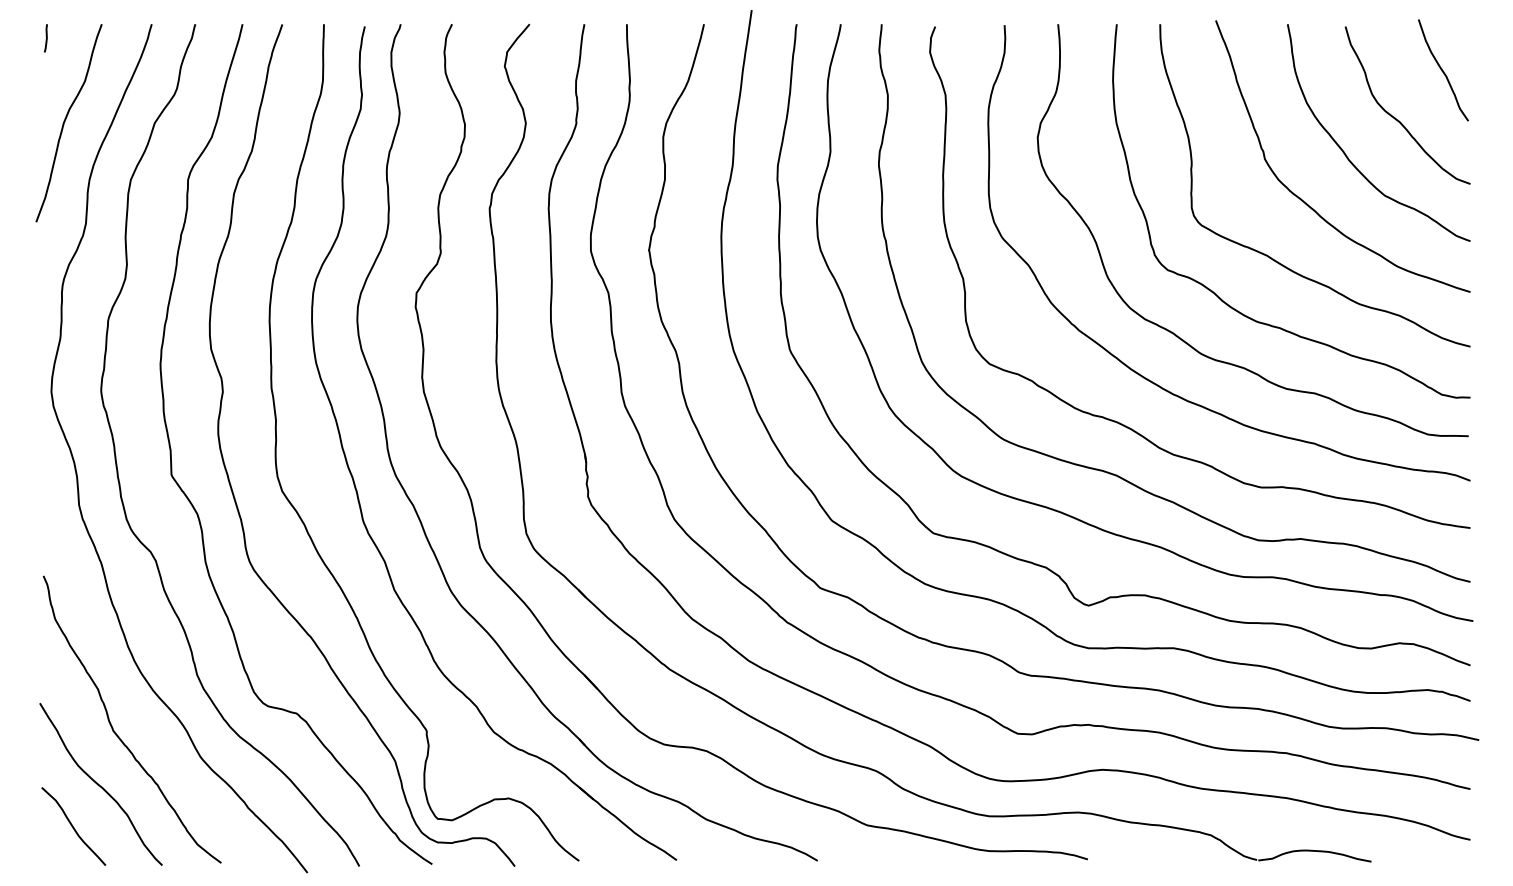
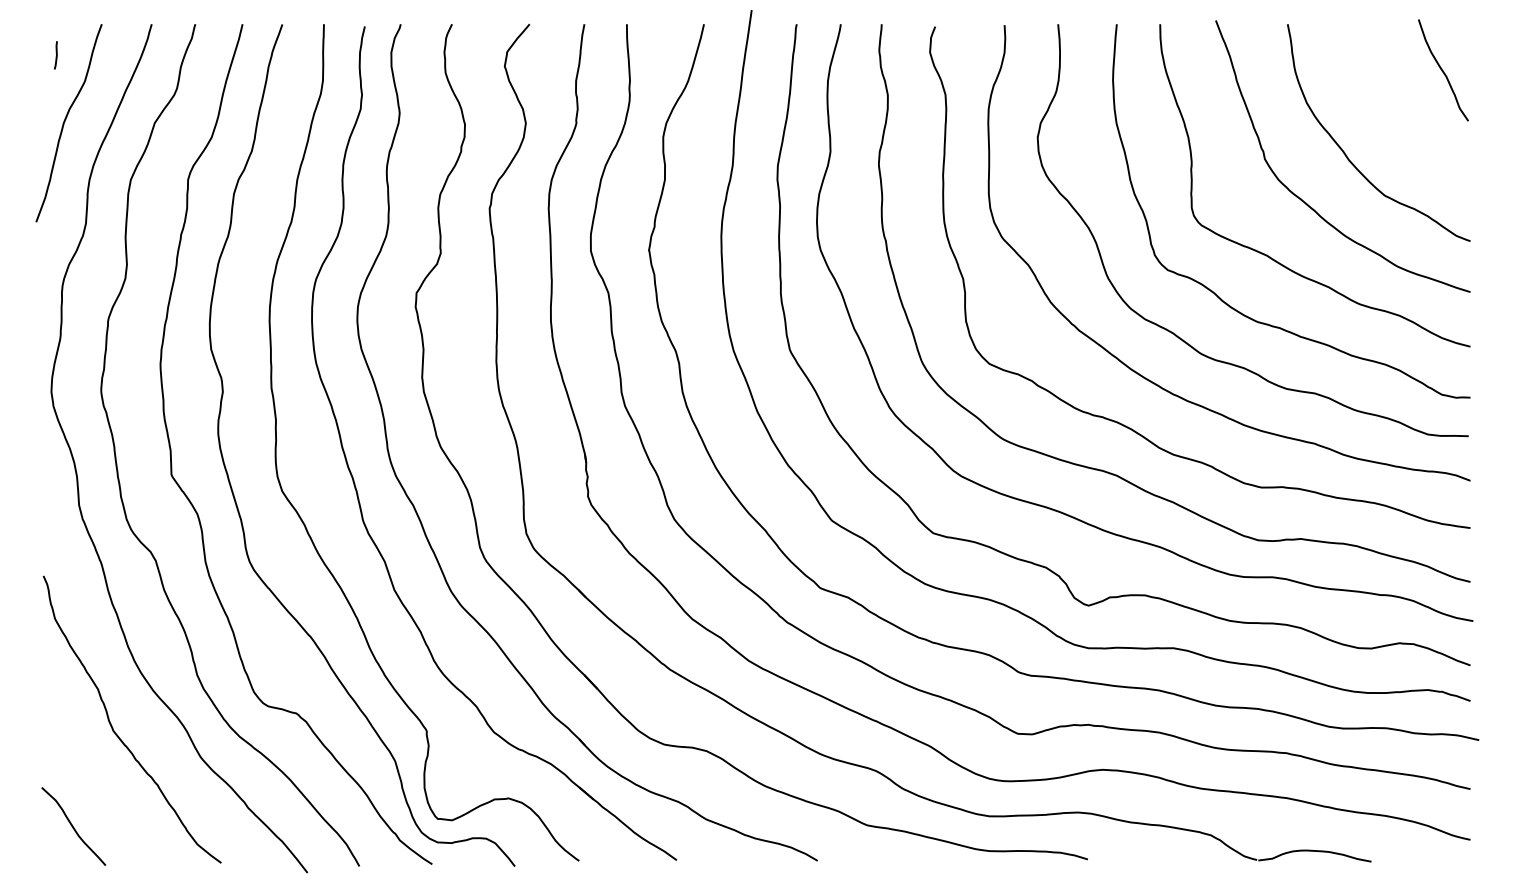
line position: (46, 38) -> (56, 55) (56, 55)
curve: present -> none (1395, 117)
curve: present -> none (99, 784)
